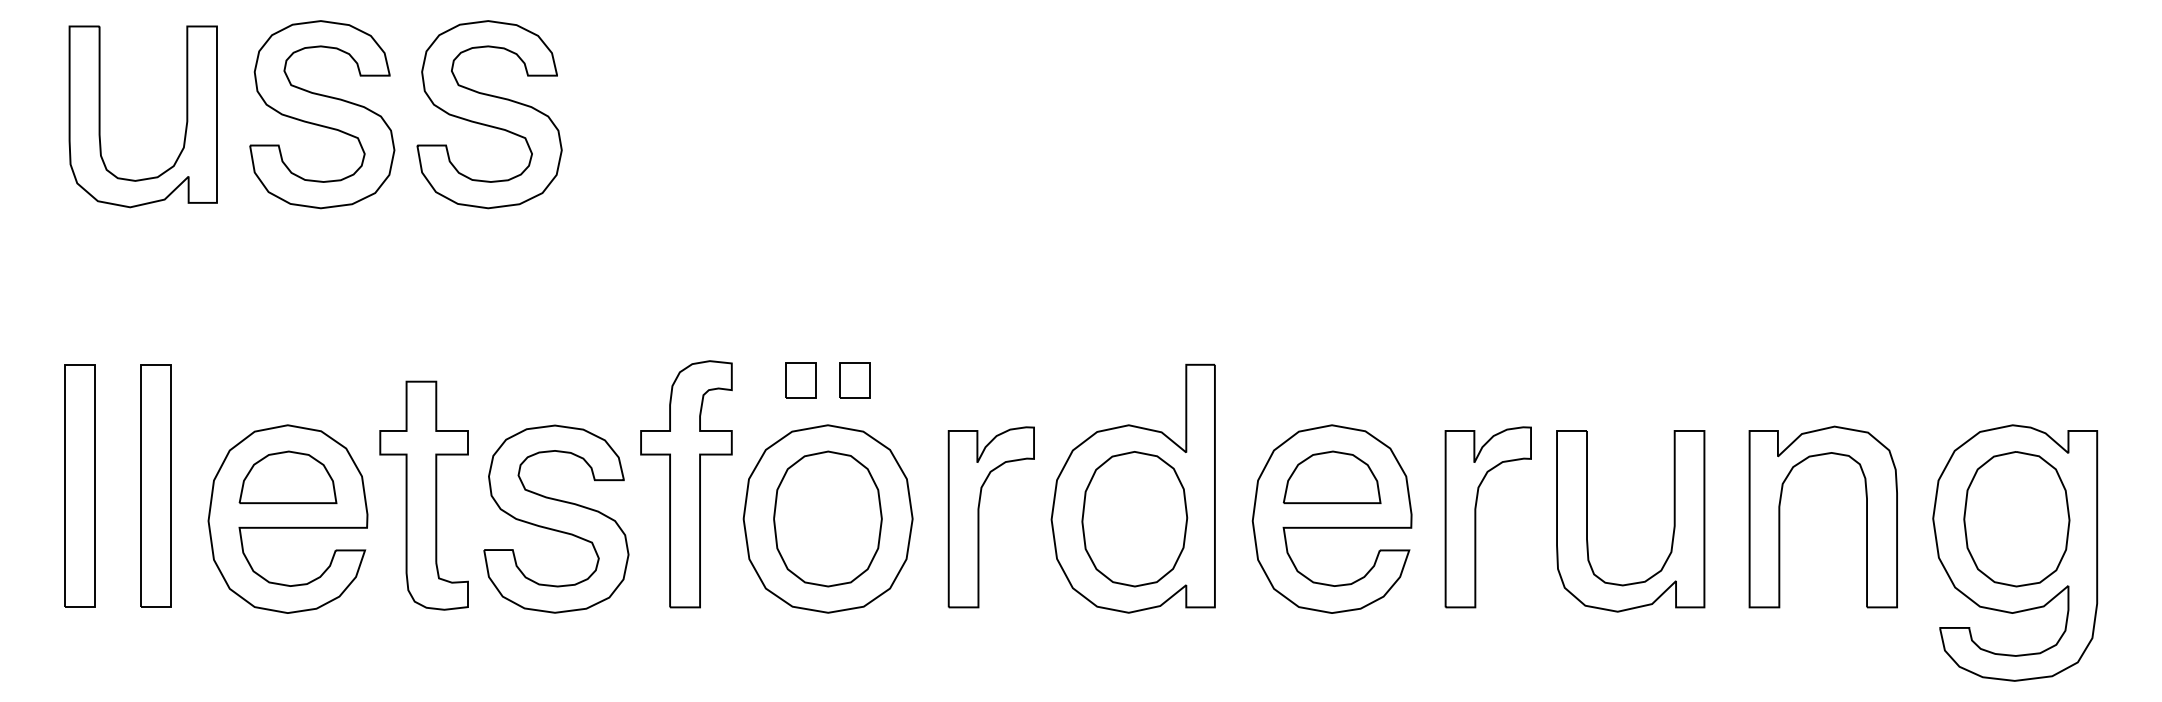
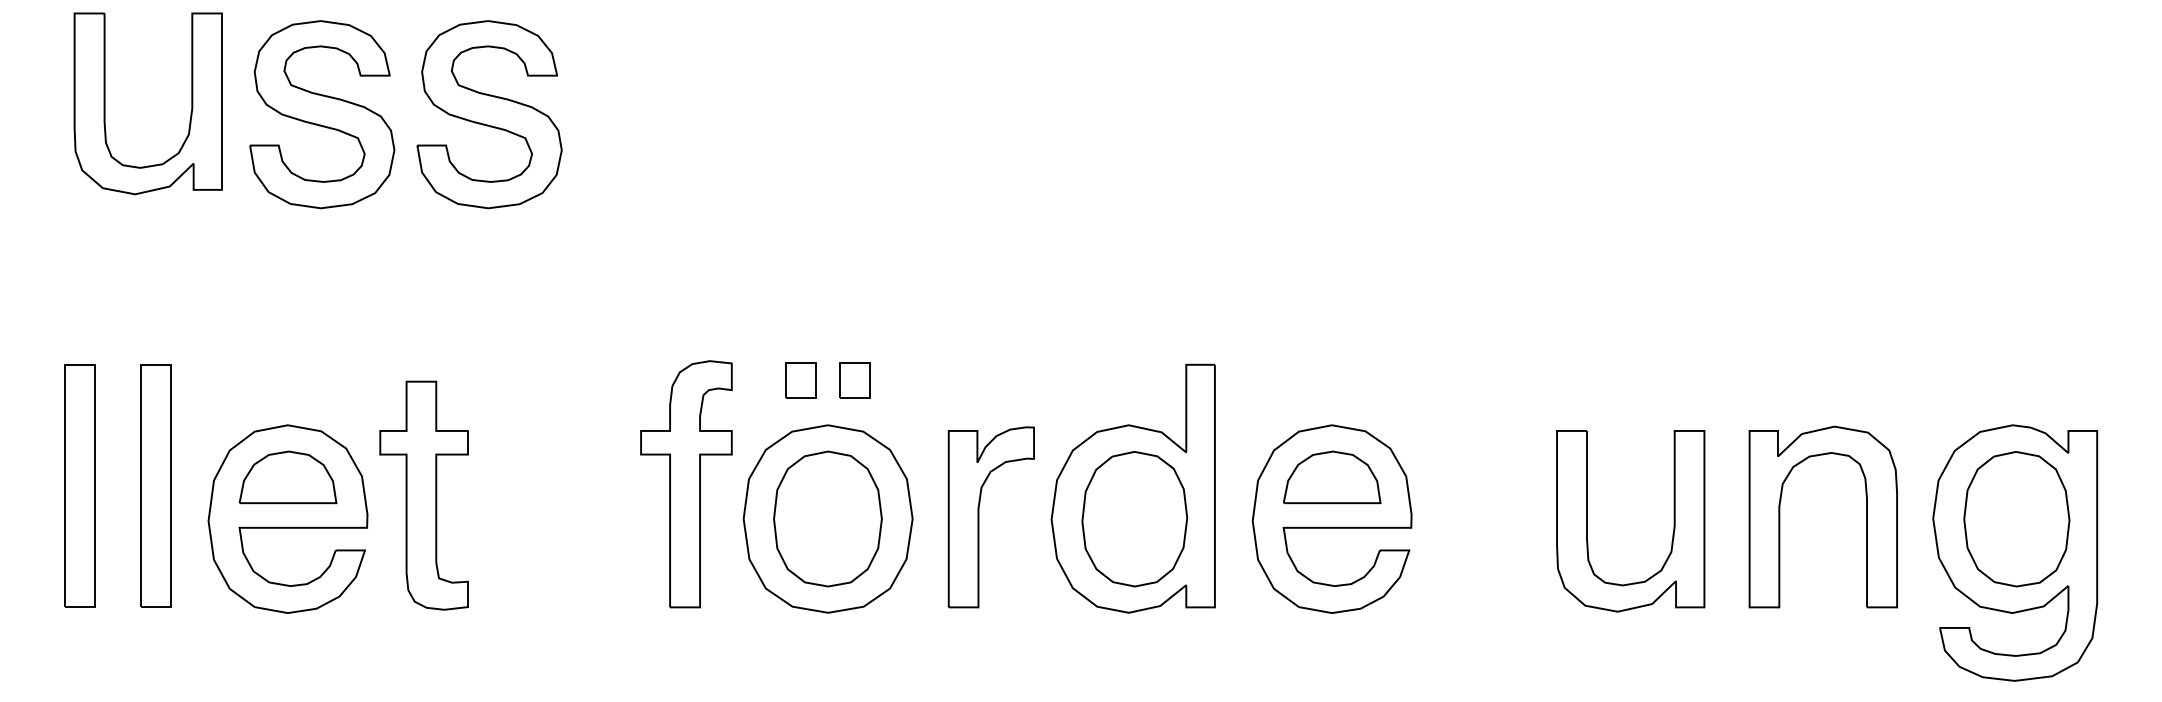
part position: (100, 116) -> (105, 103) (105, 103)
part: present -> none (1476, 517)
part: present -> none (556, 518)
